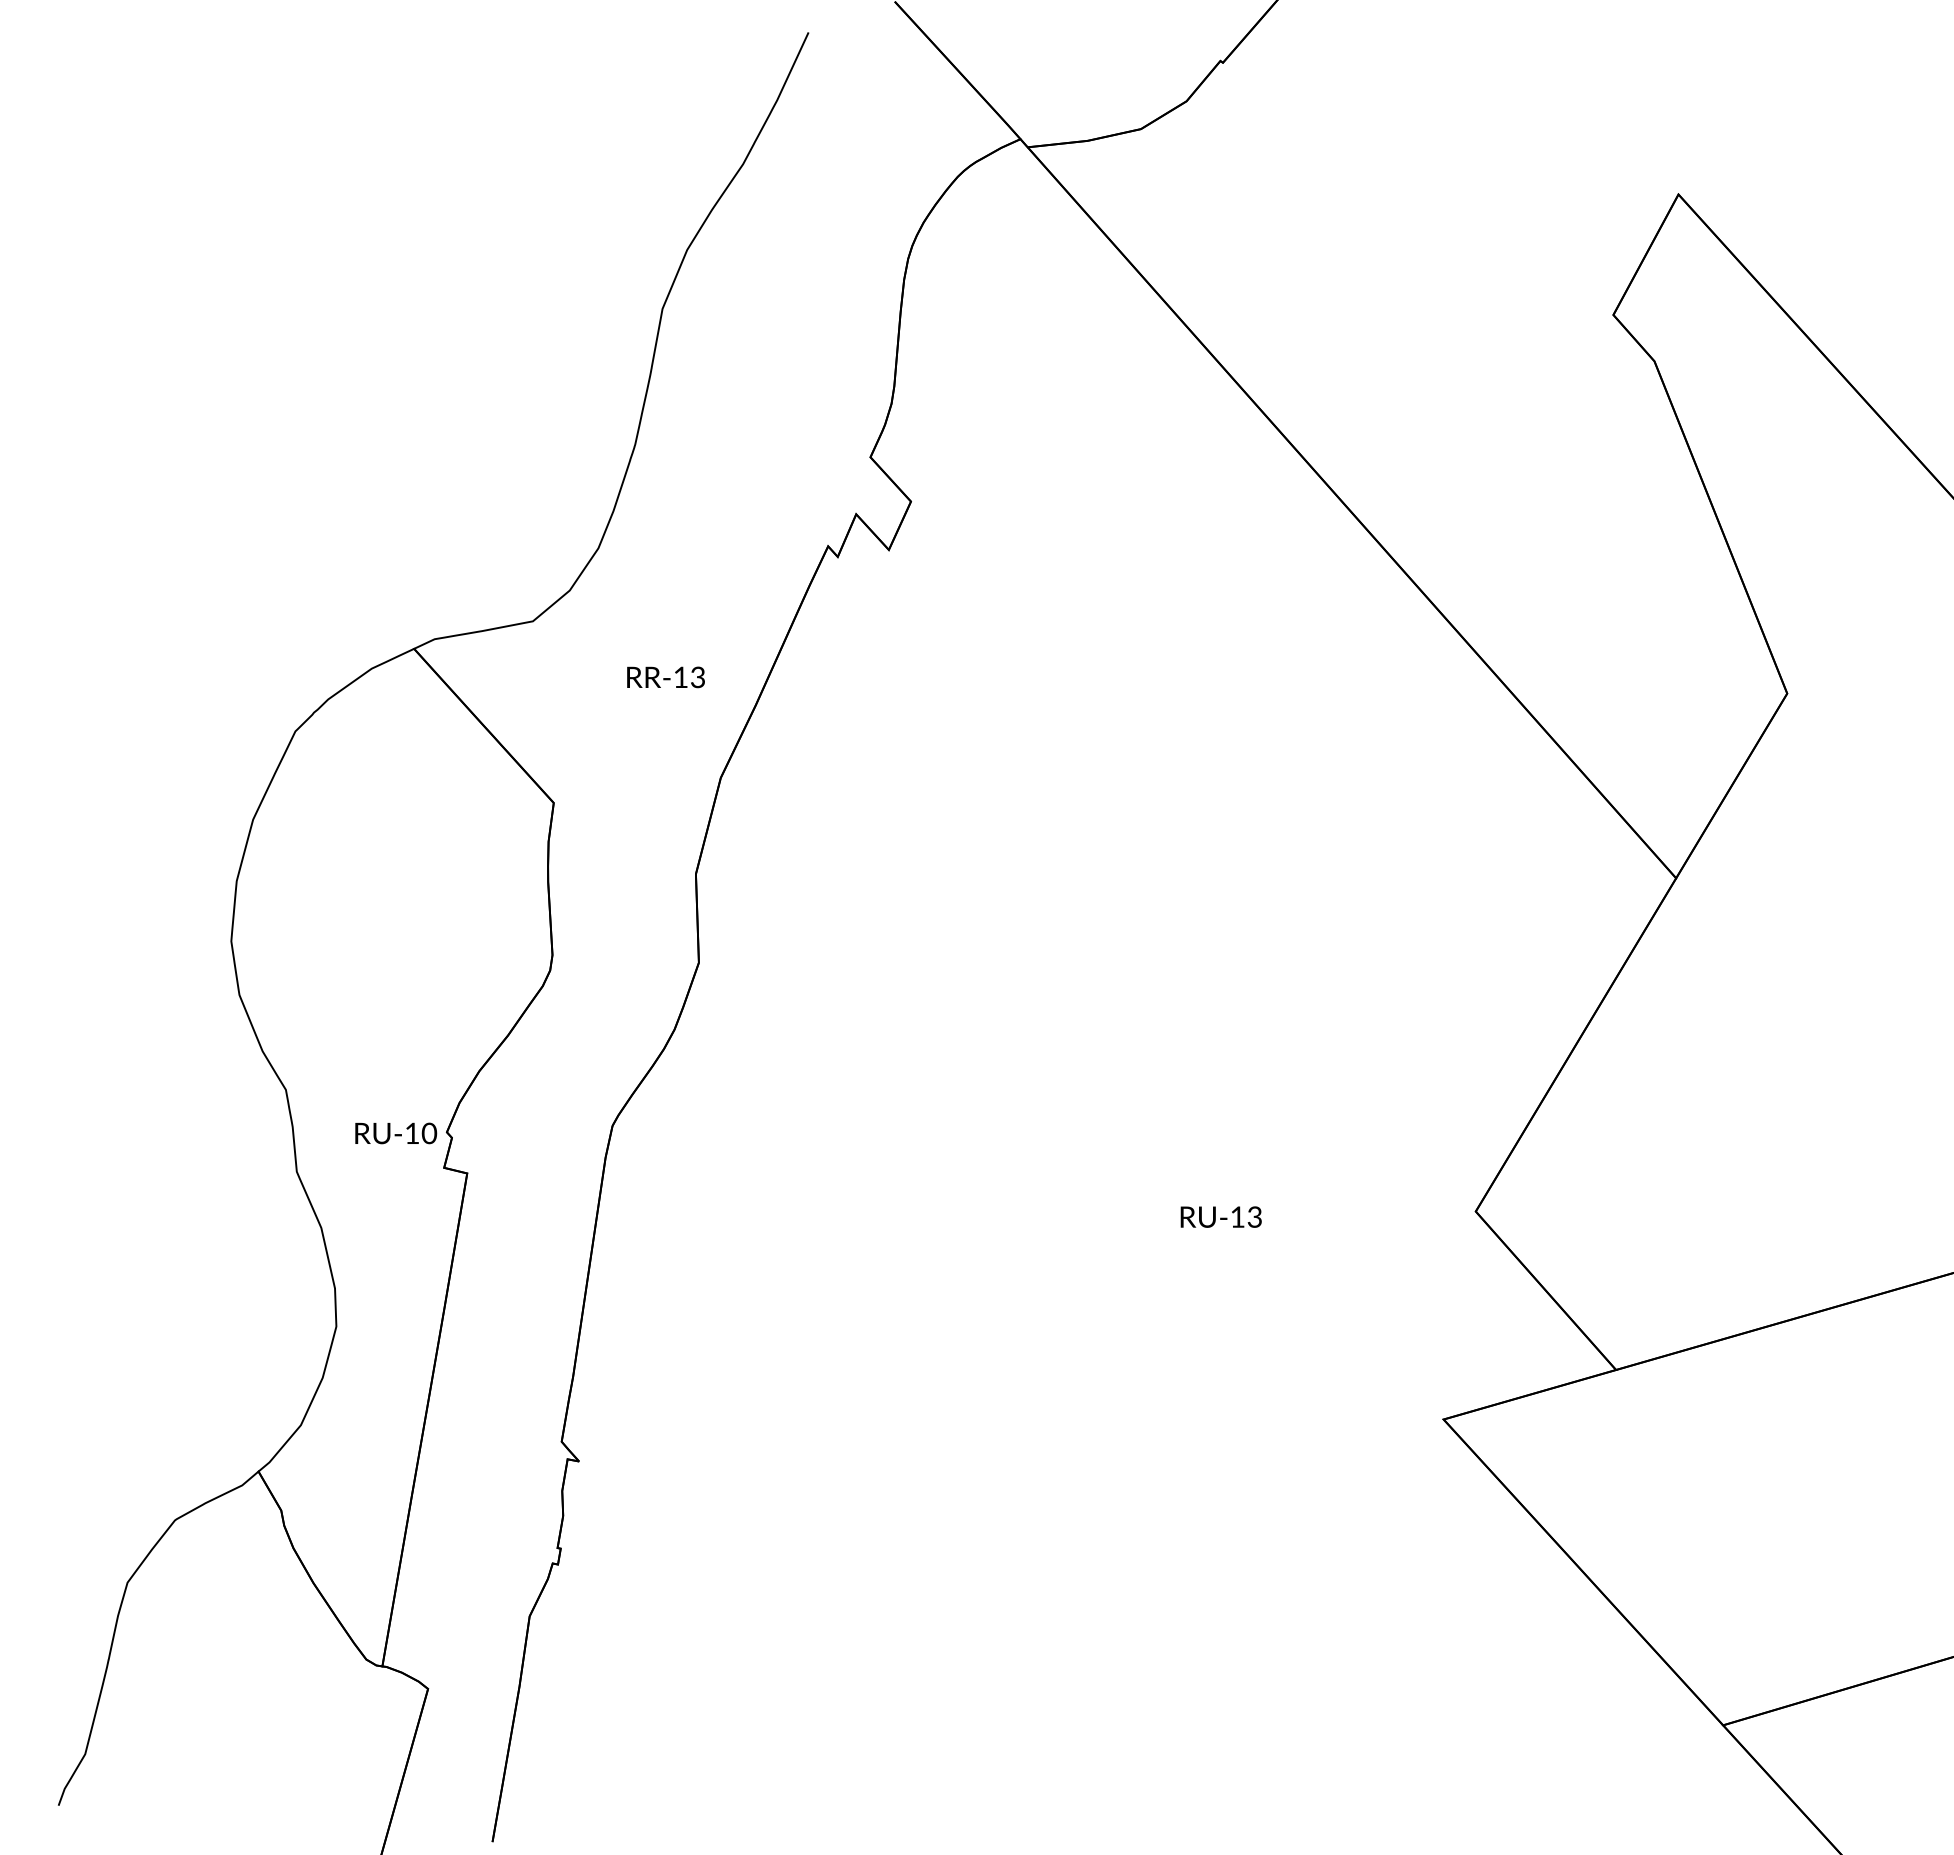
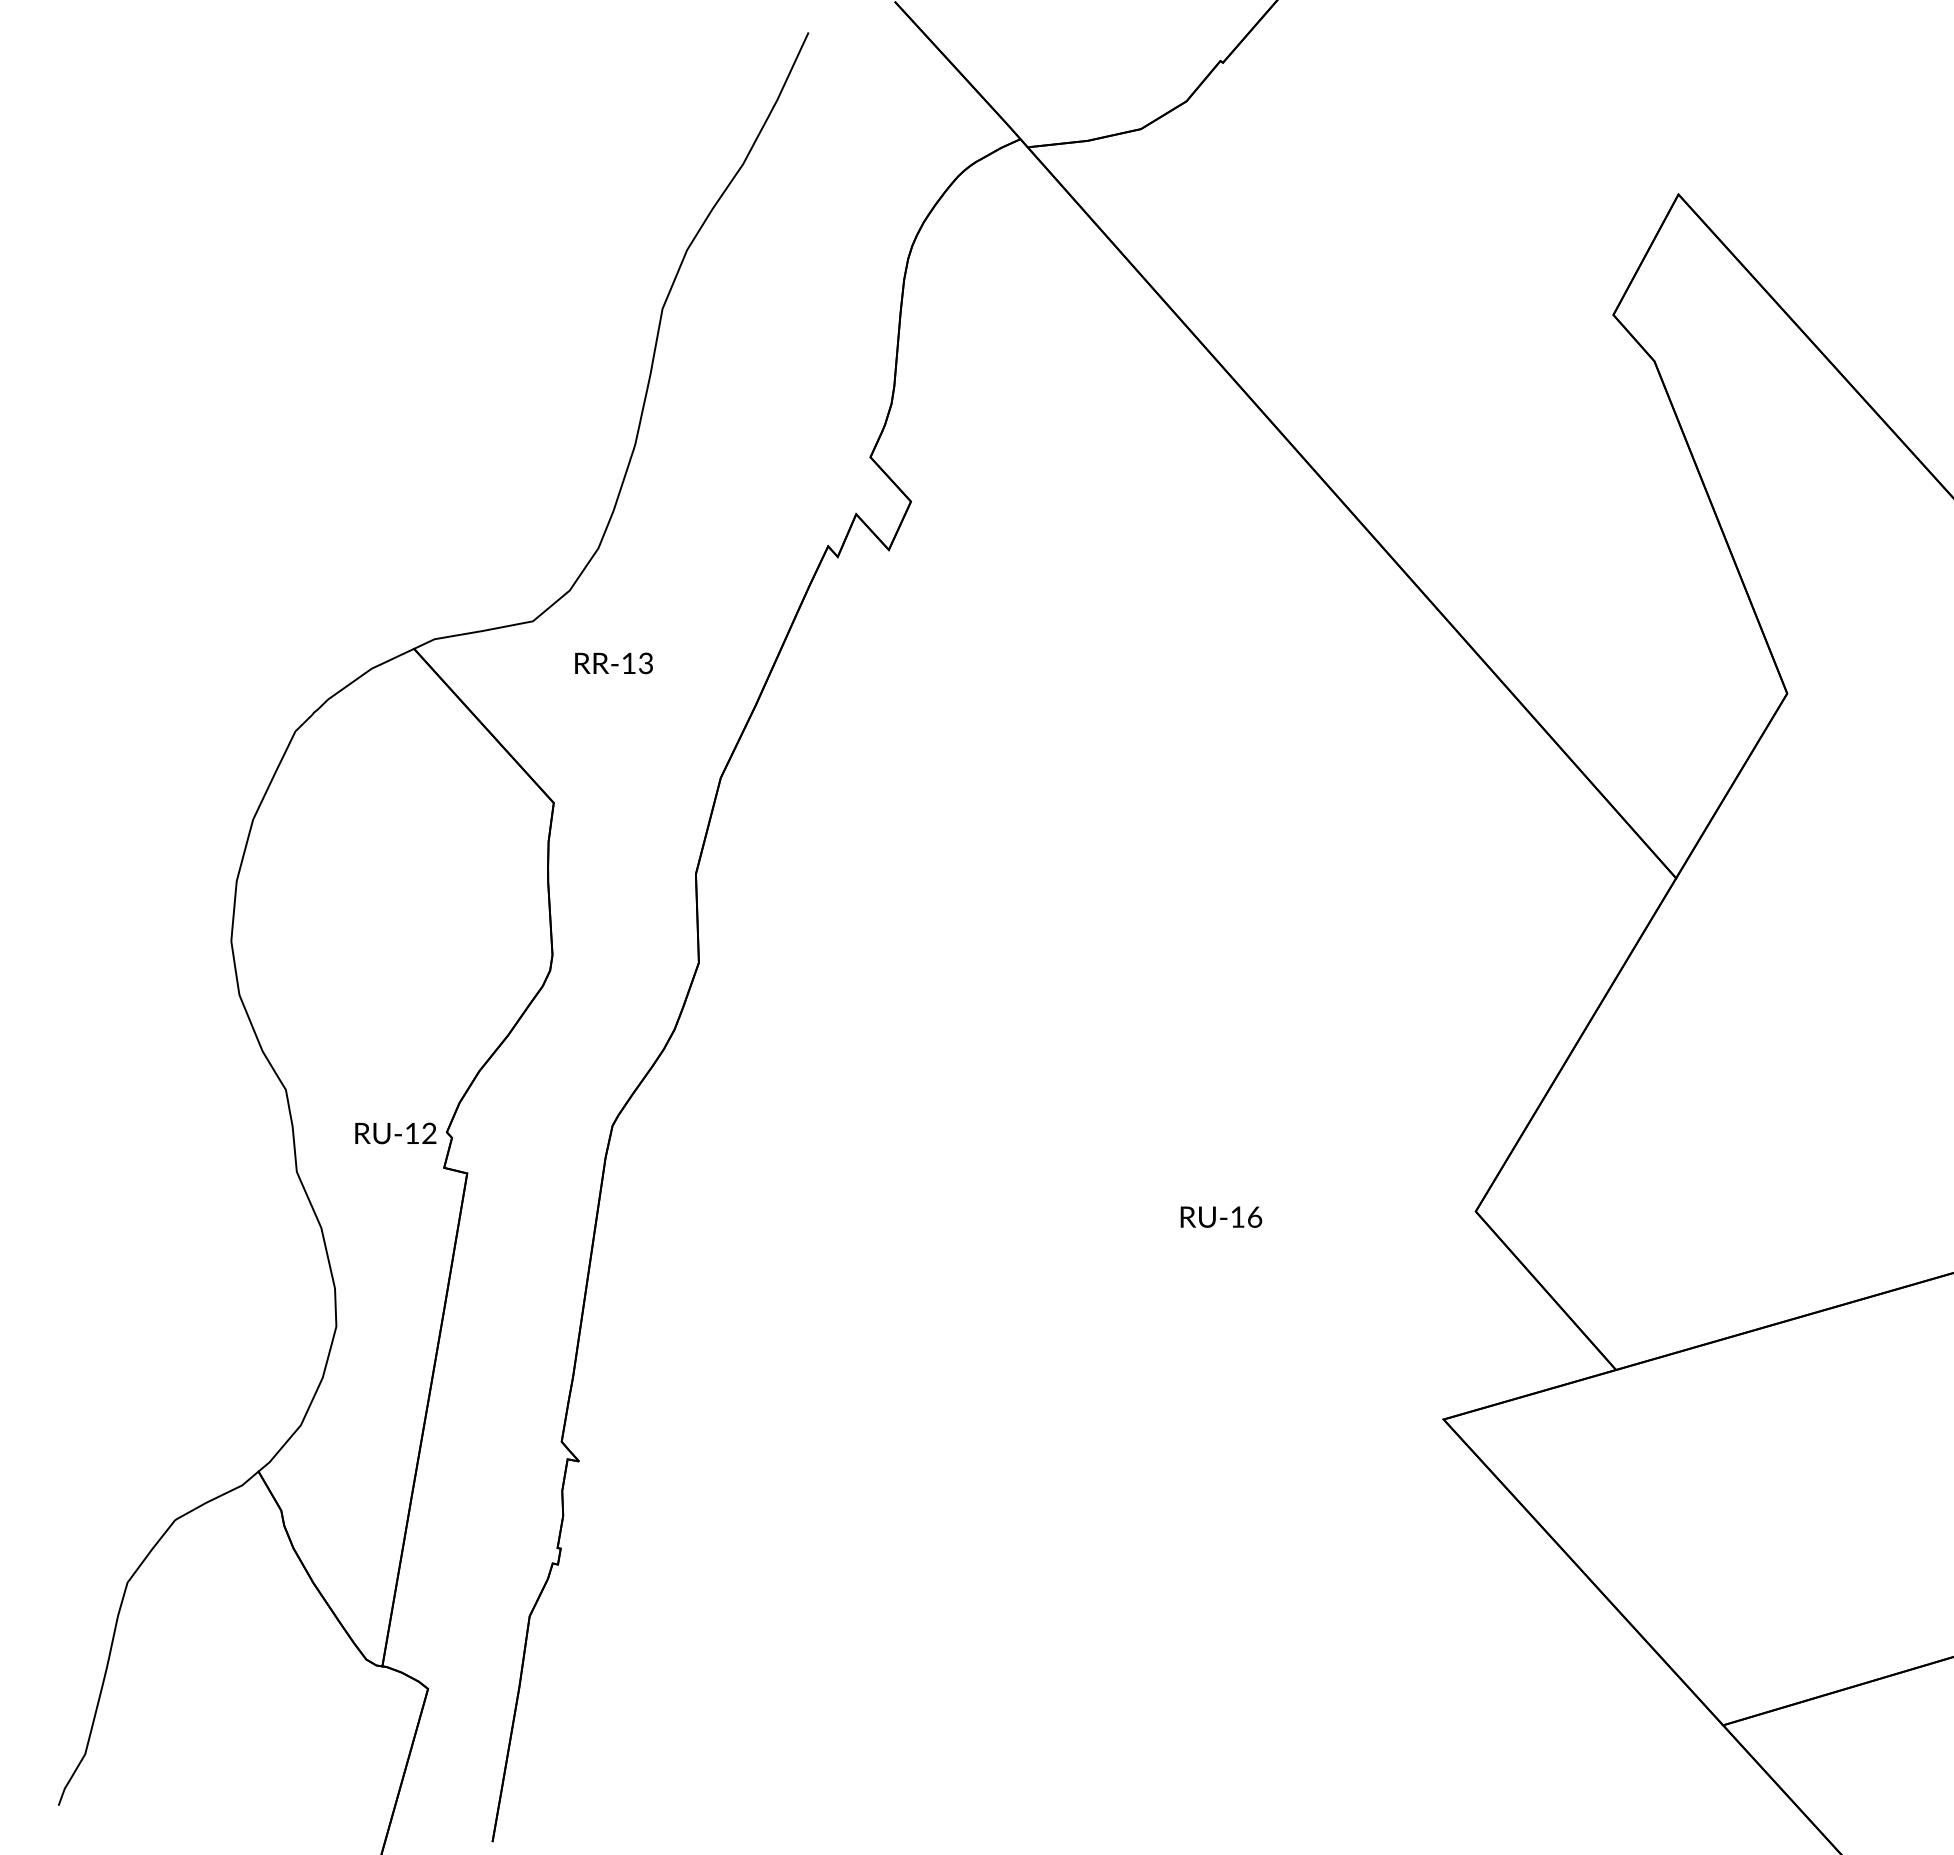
text position: (665, 677) -> (613, 663) (613, 663)
text: RU-10 -> RU-12 (429, 1133)
text: RU-13 -> RU-16 (1254, 1216)
